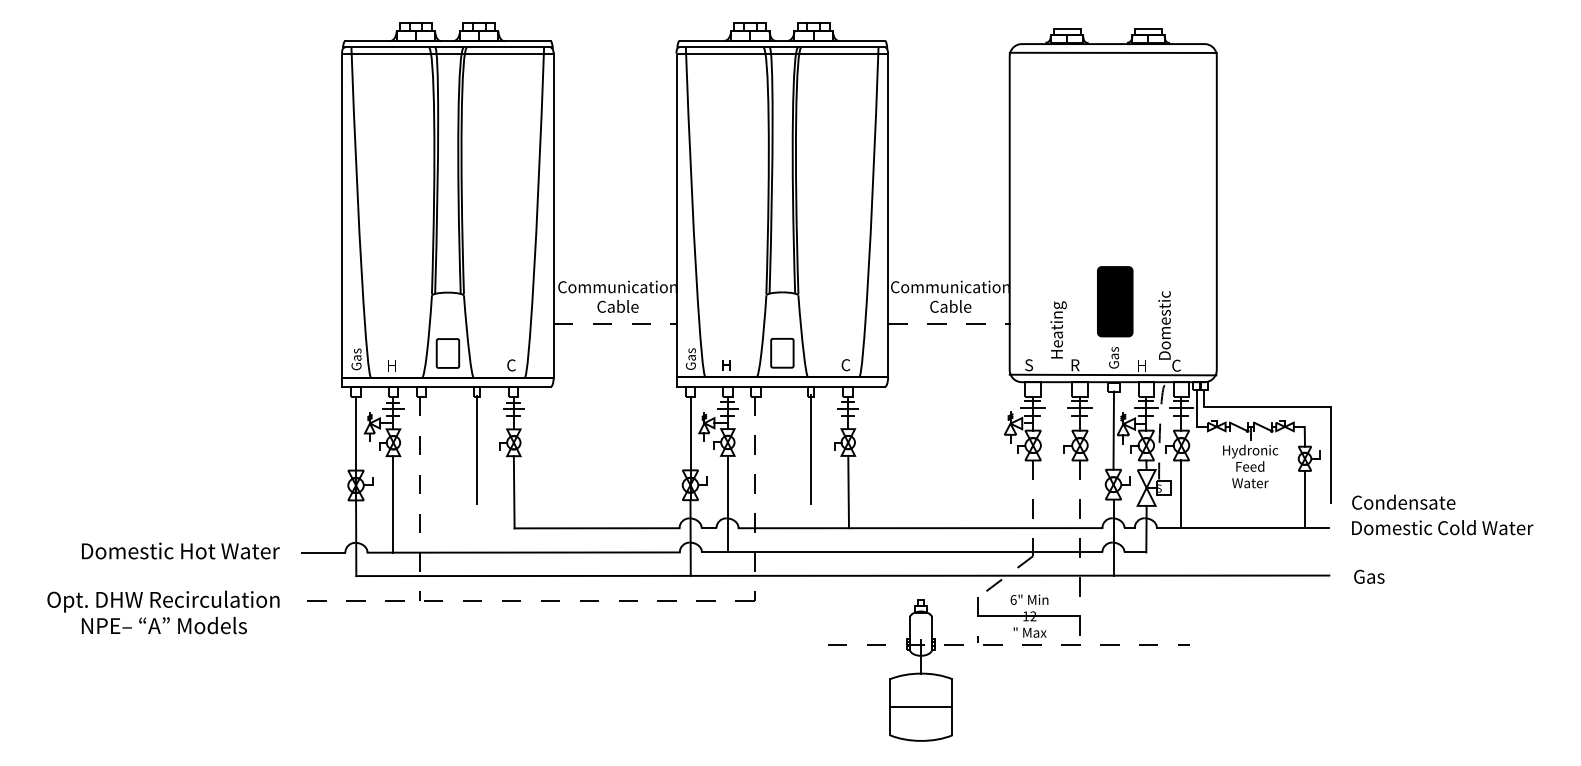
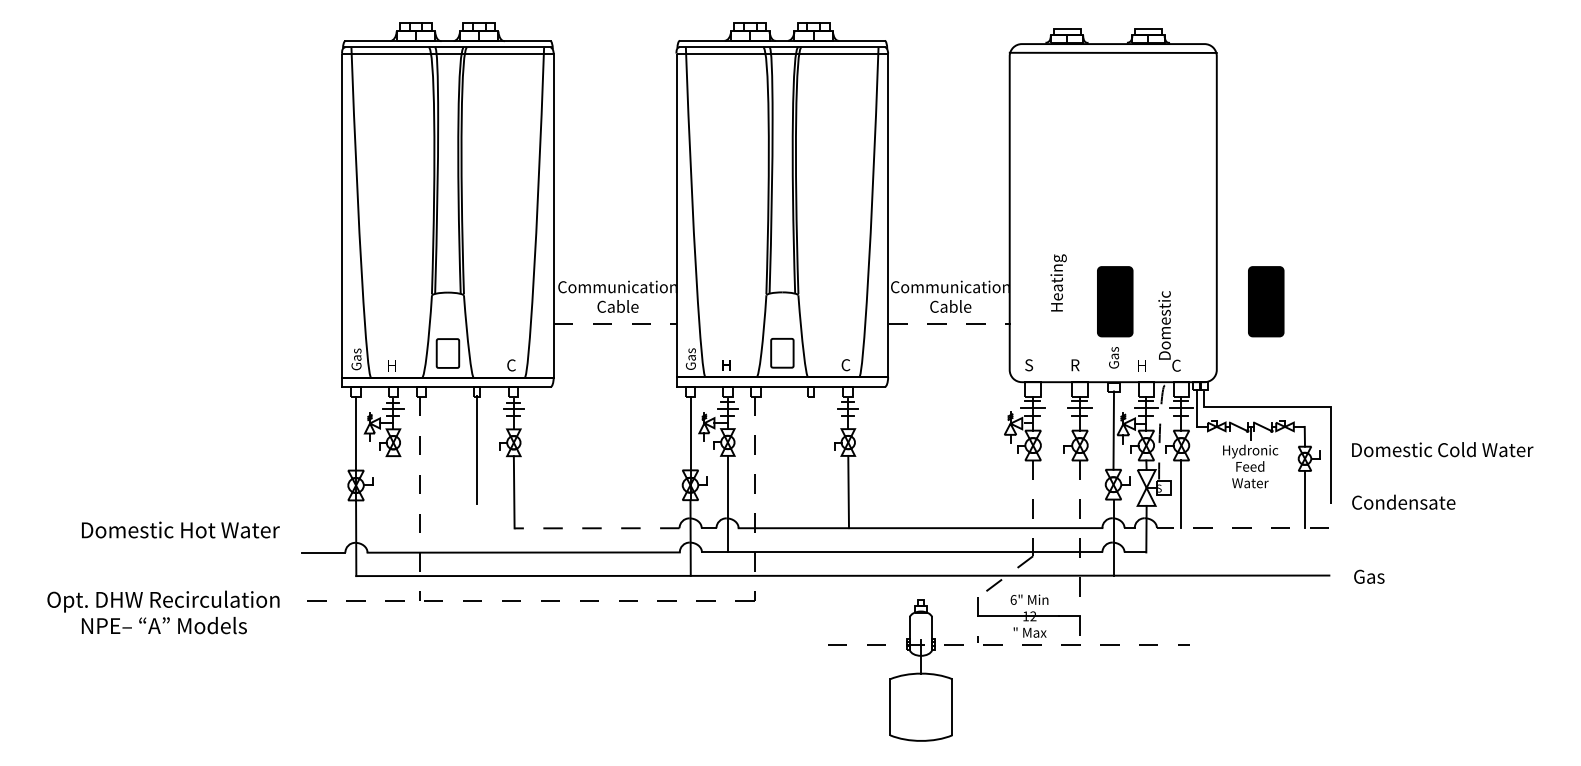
part: none -> present (1266, 301)
text position: (1058, 329) -> (1058, 282) (1058, 282)
line: present -> none (1112, 374)
line: present -> none (810, 449)
line: present -> none (393, 504)
text position: (1442, 527) -> (1442, 449) (1442, 449)
line: solid -> dashed (596, 528)
line: solid -> dashed (1242, 528)
text position: (180, 550) -> (180, 529) (180, 529)
line: present -> none (921, 707)
